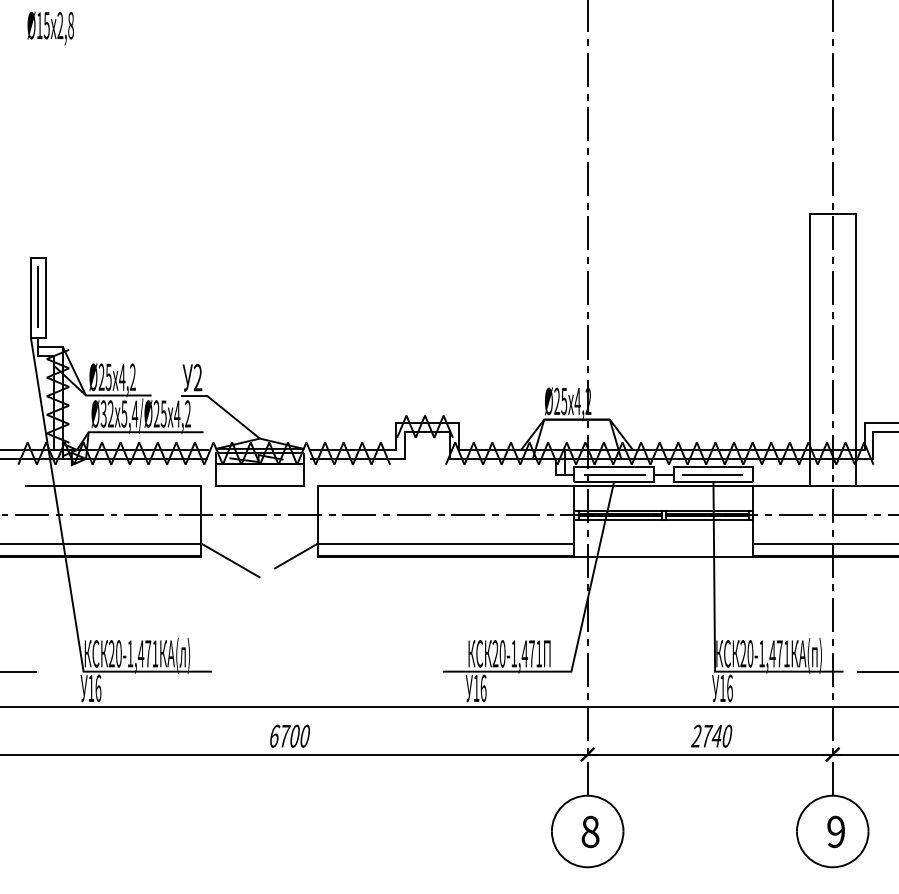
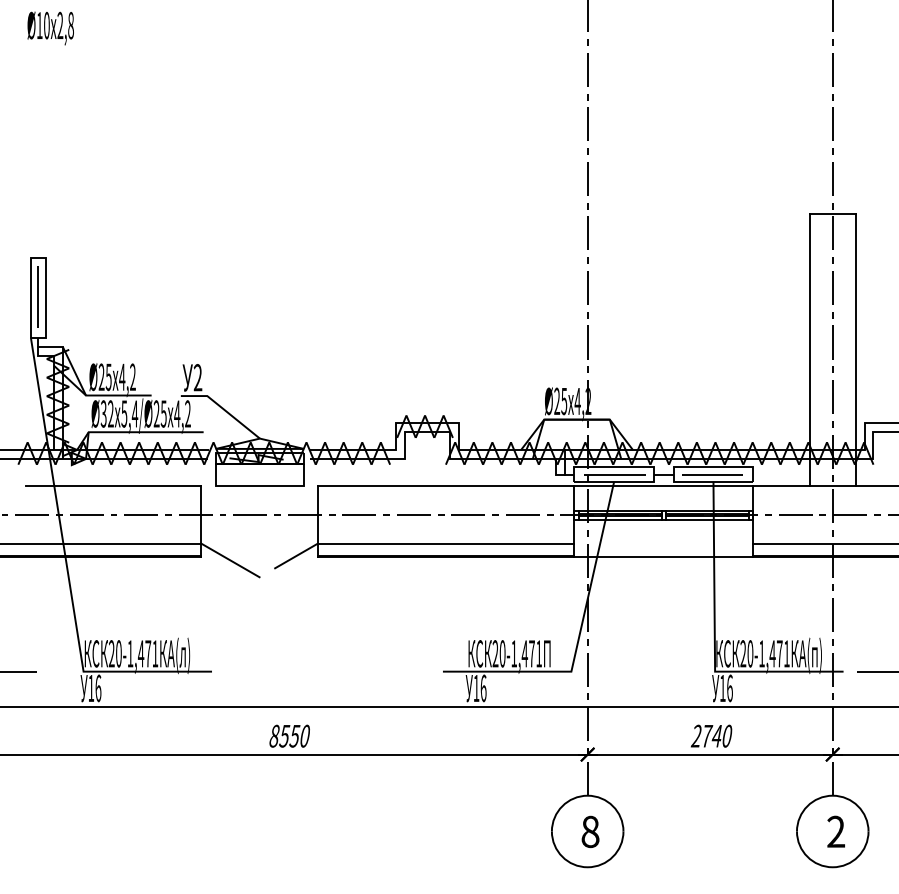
text: Ø15 -> Ø10 (46, 25)
text: 6700 -> 8550 (284, 735)
text: 9 -> 2 (836, 832)
